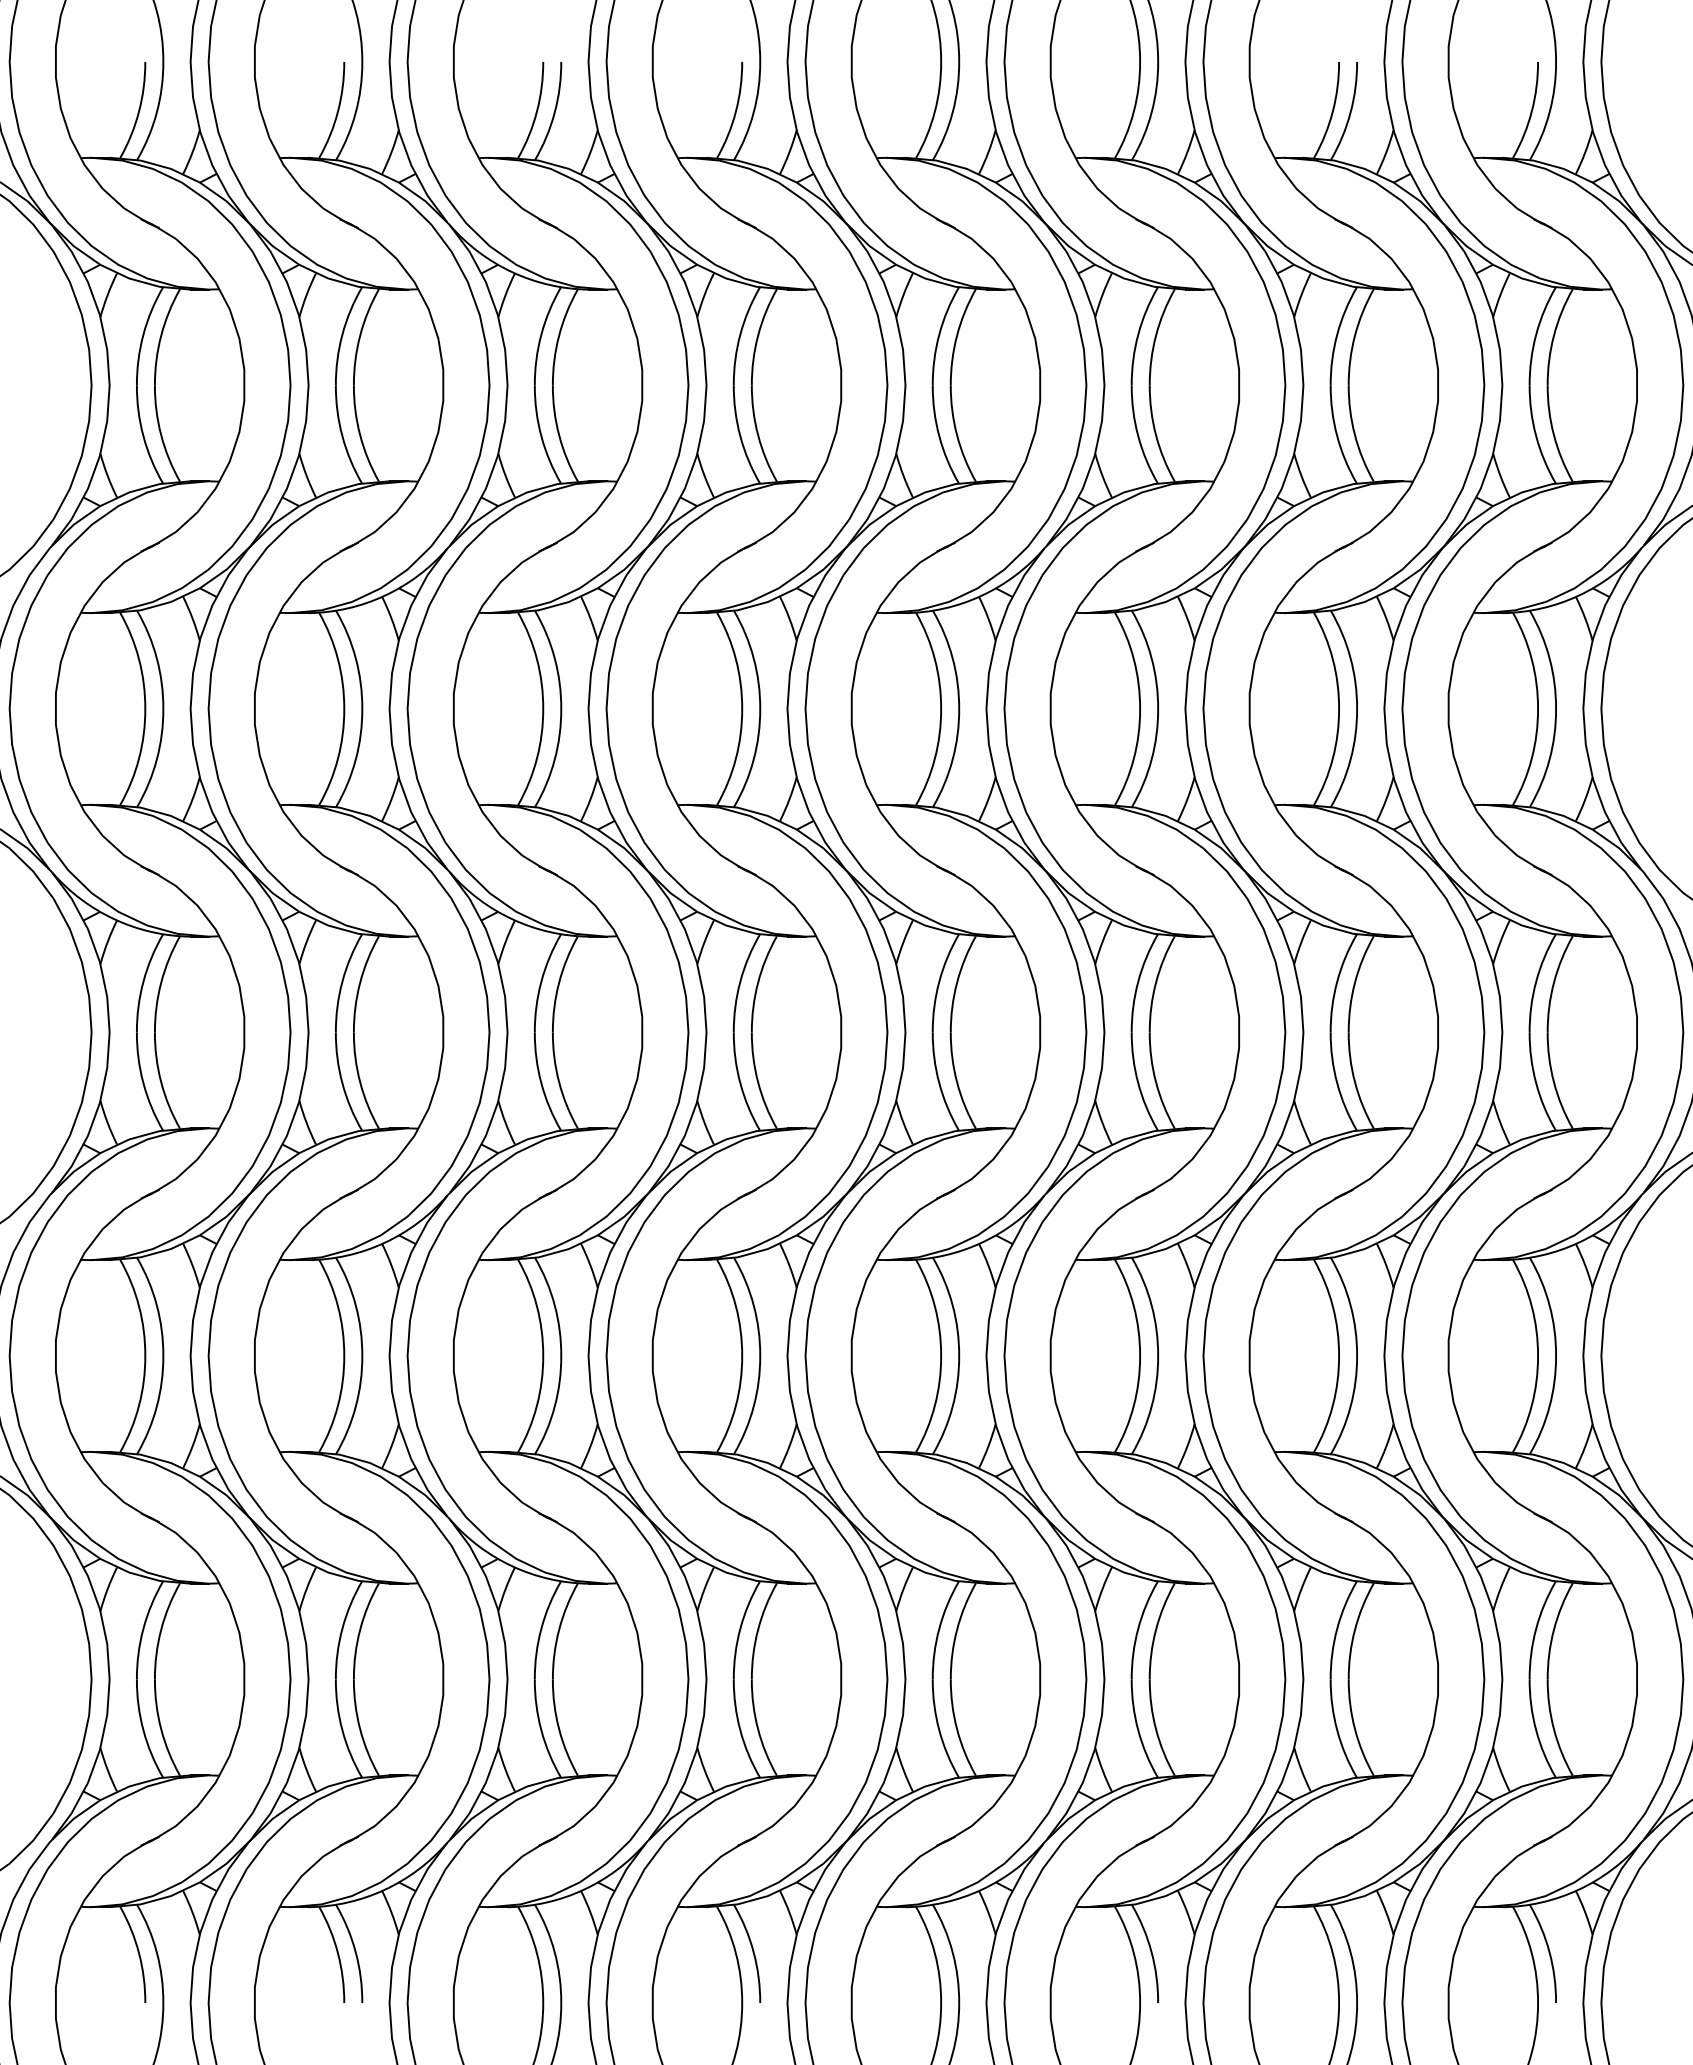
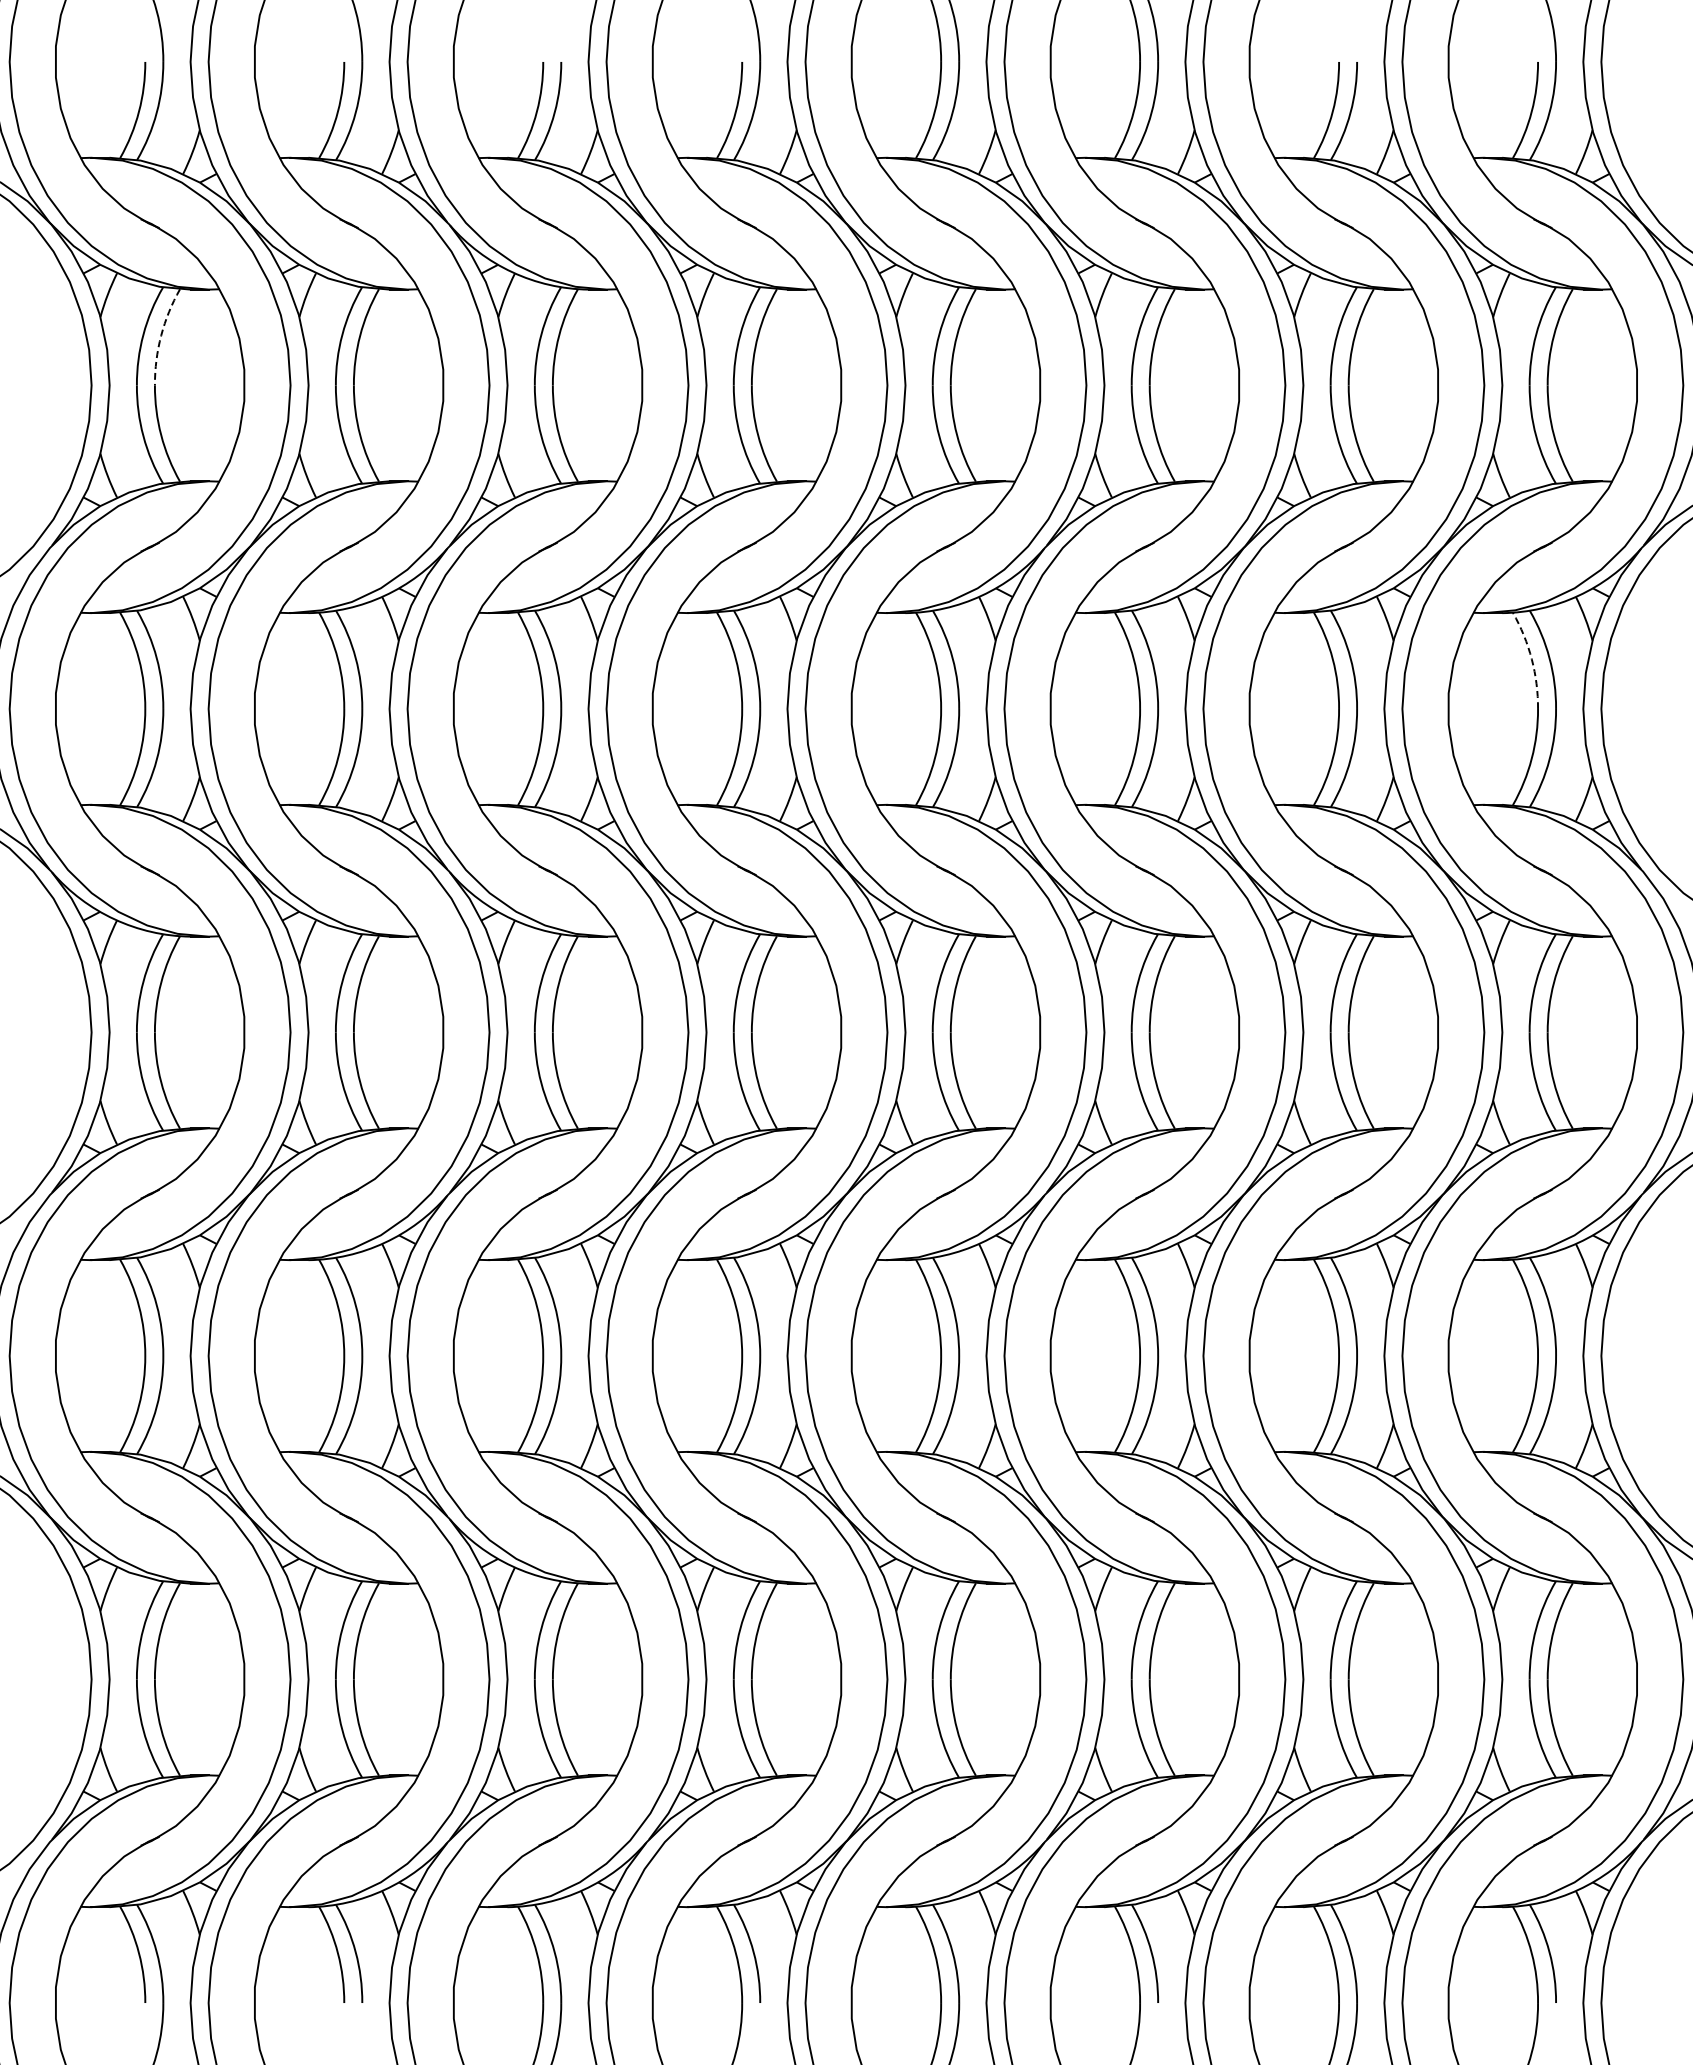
arc: solid -> dashed (161, 335)
arc: solid -> dashed (1531, 659)
